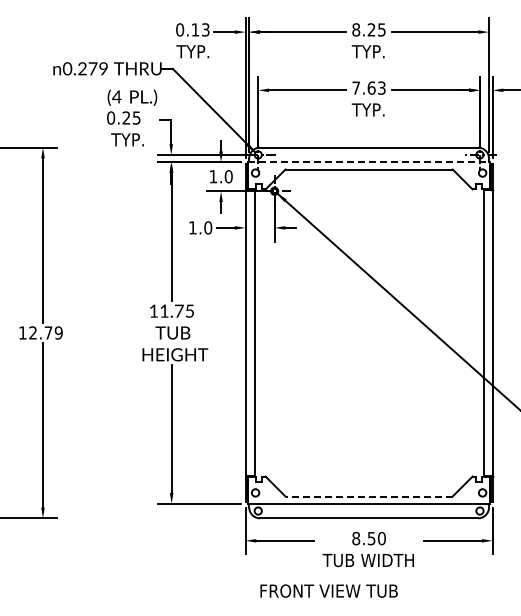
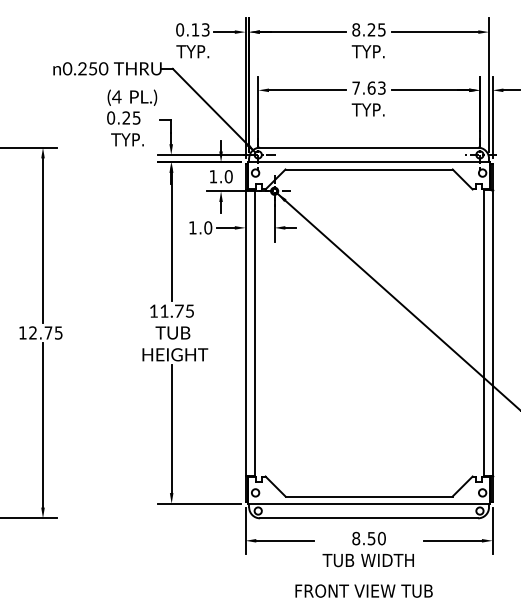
text: 0.279 -> 0.250 (98, 68)
line: dashed -> solid (369, 162)
text: 12.79 -> 12.75 (58, 332)
line: dashed -> solid (369, 496)
text position: (328, 590) -> (363, 590) (363, 590)
